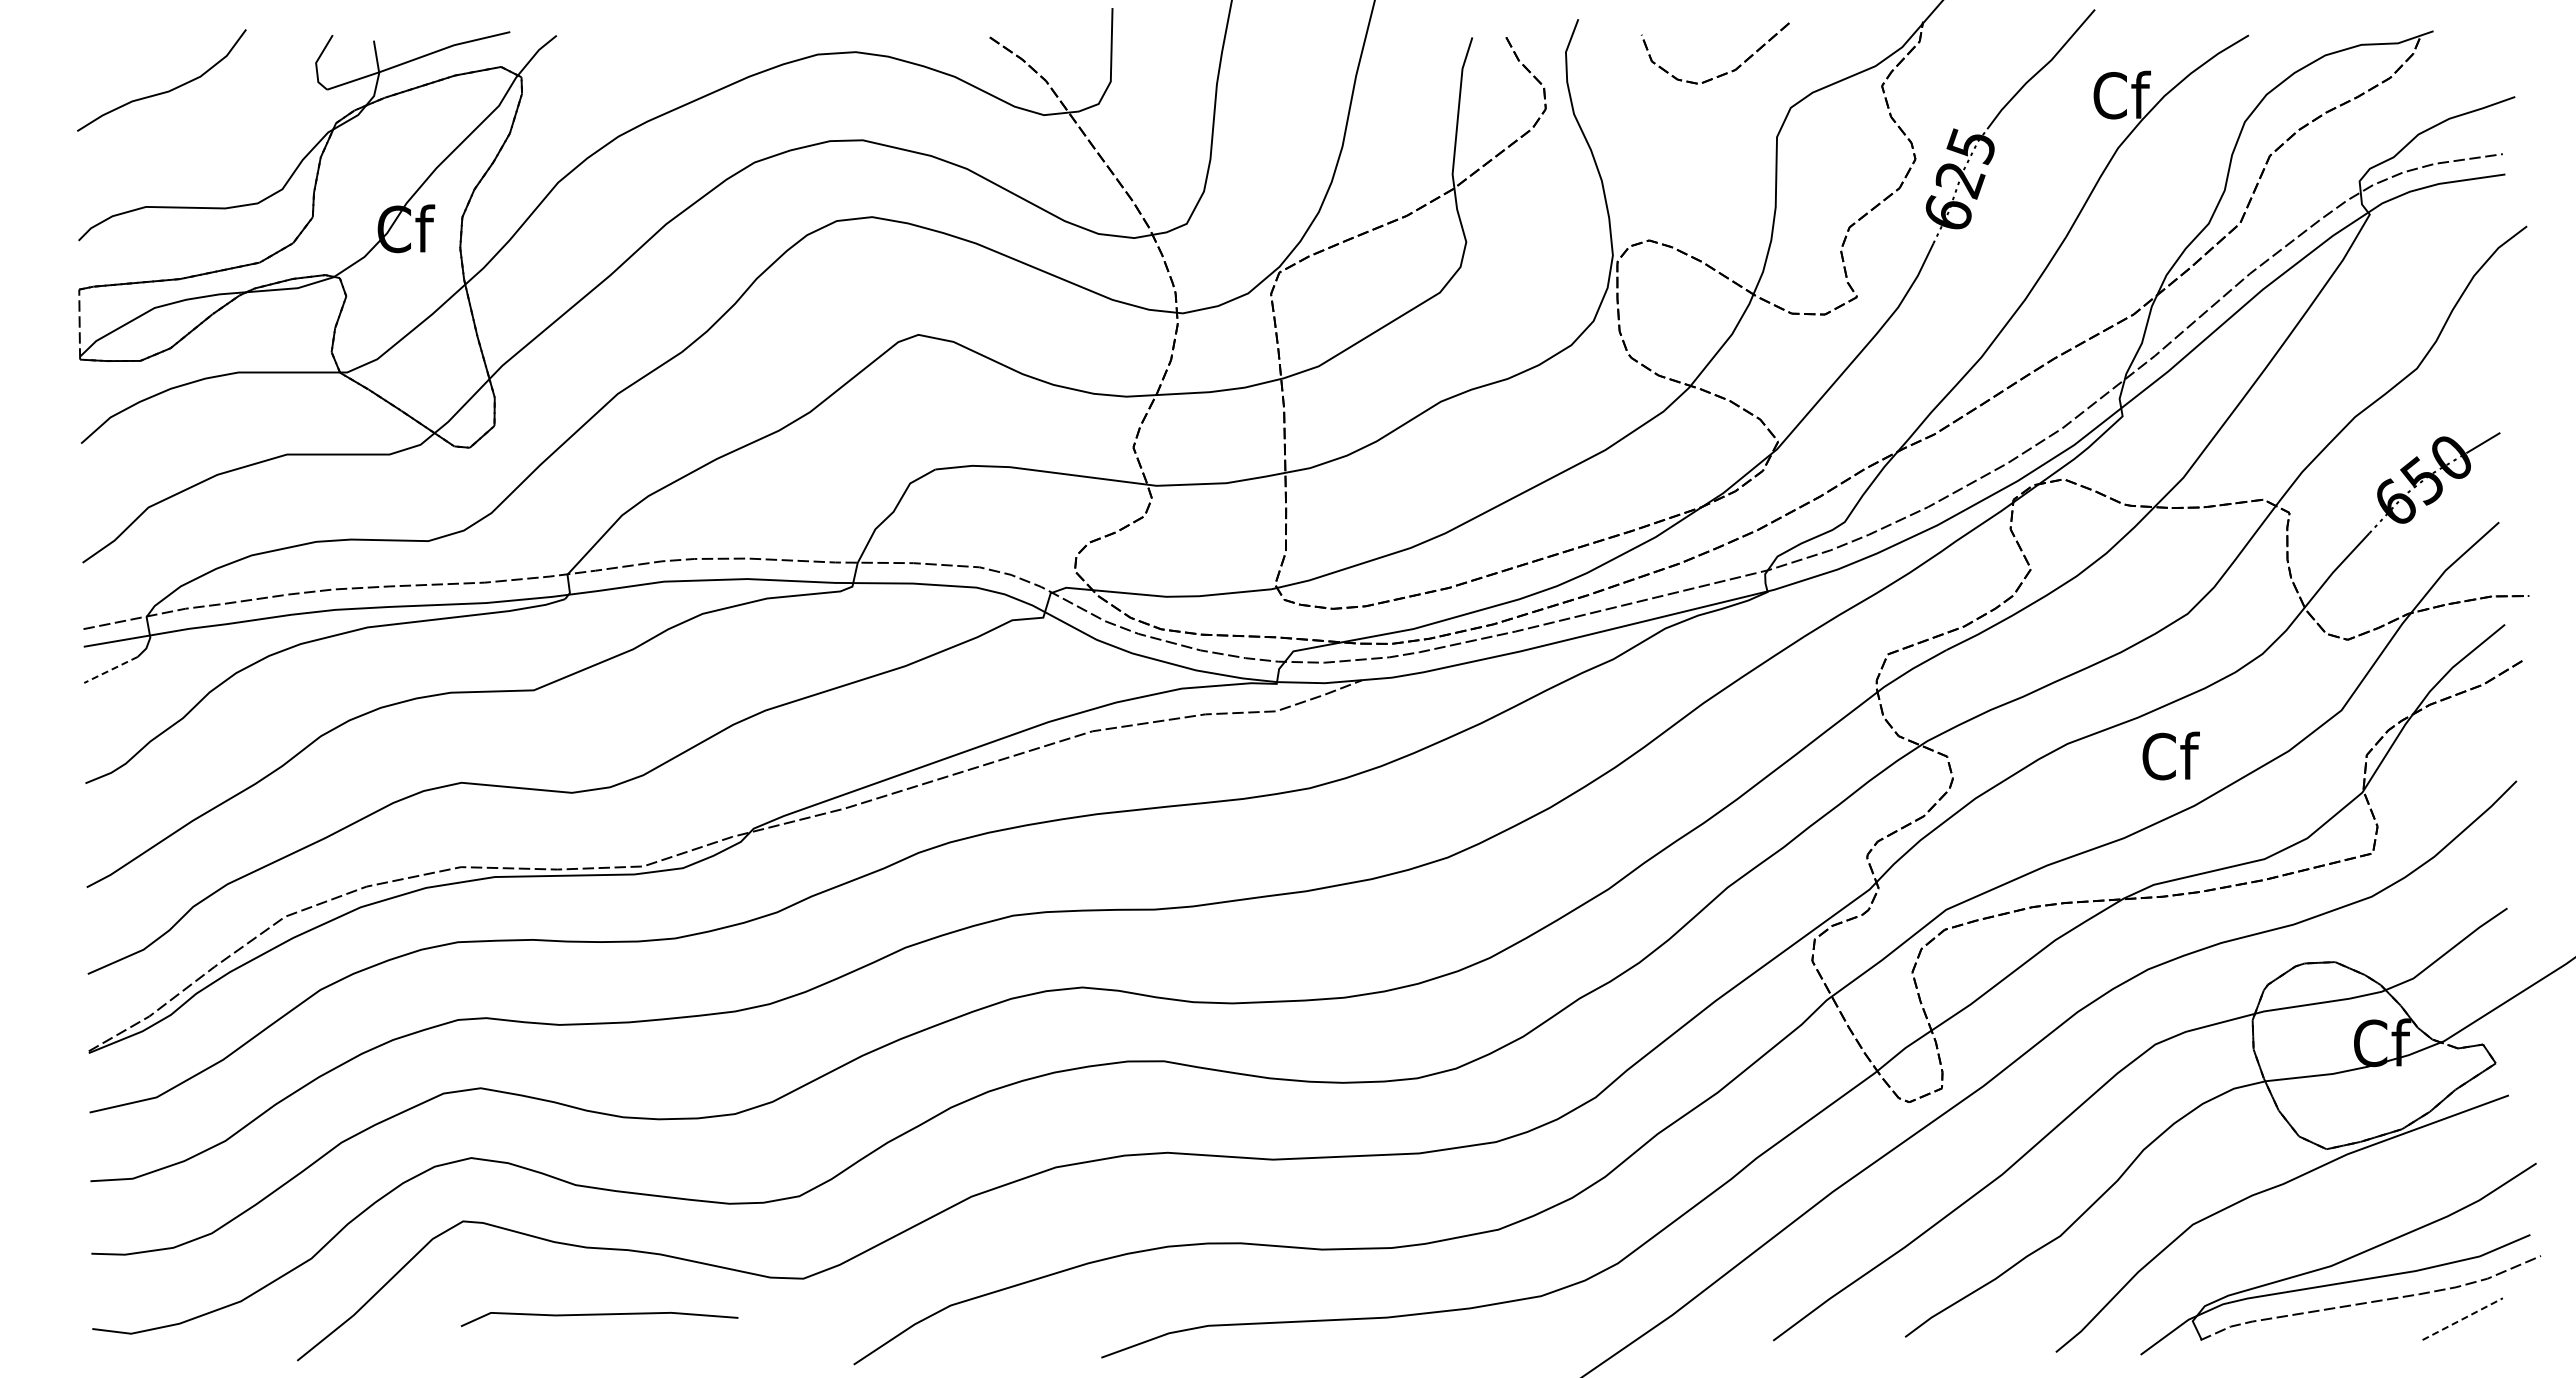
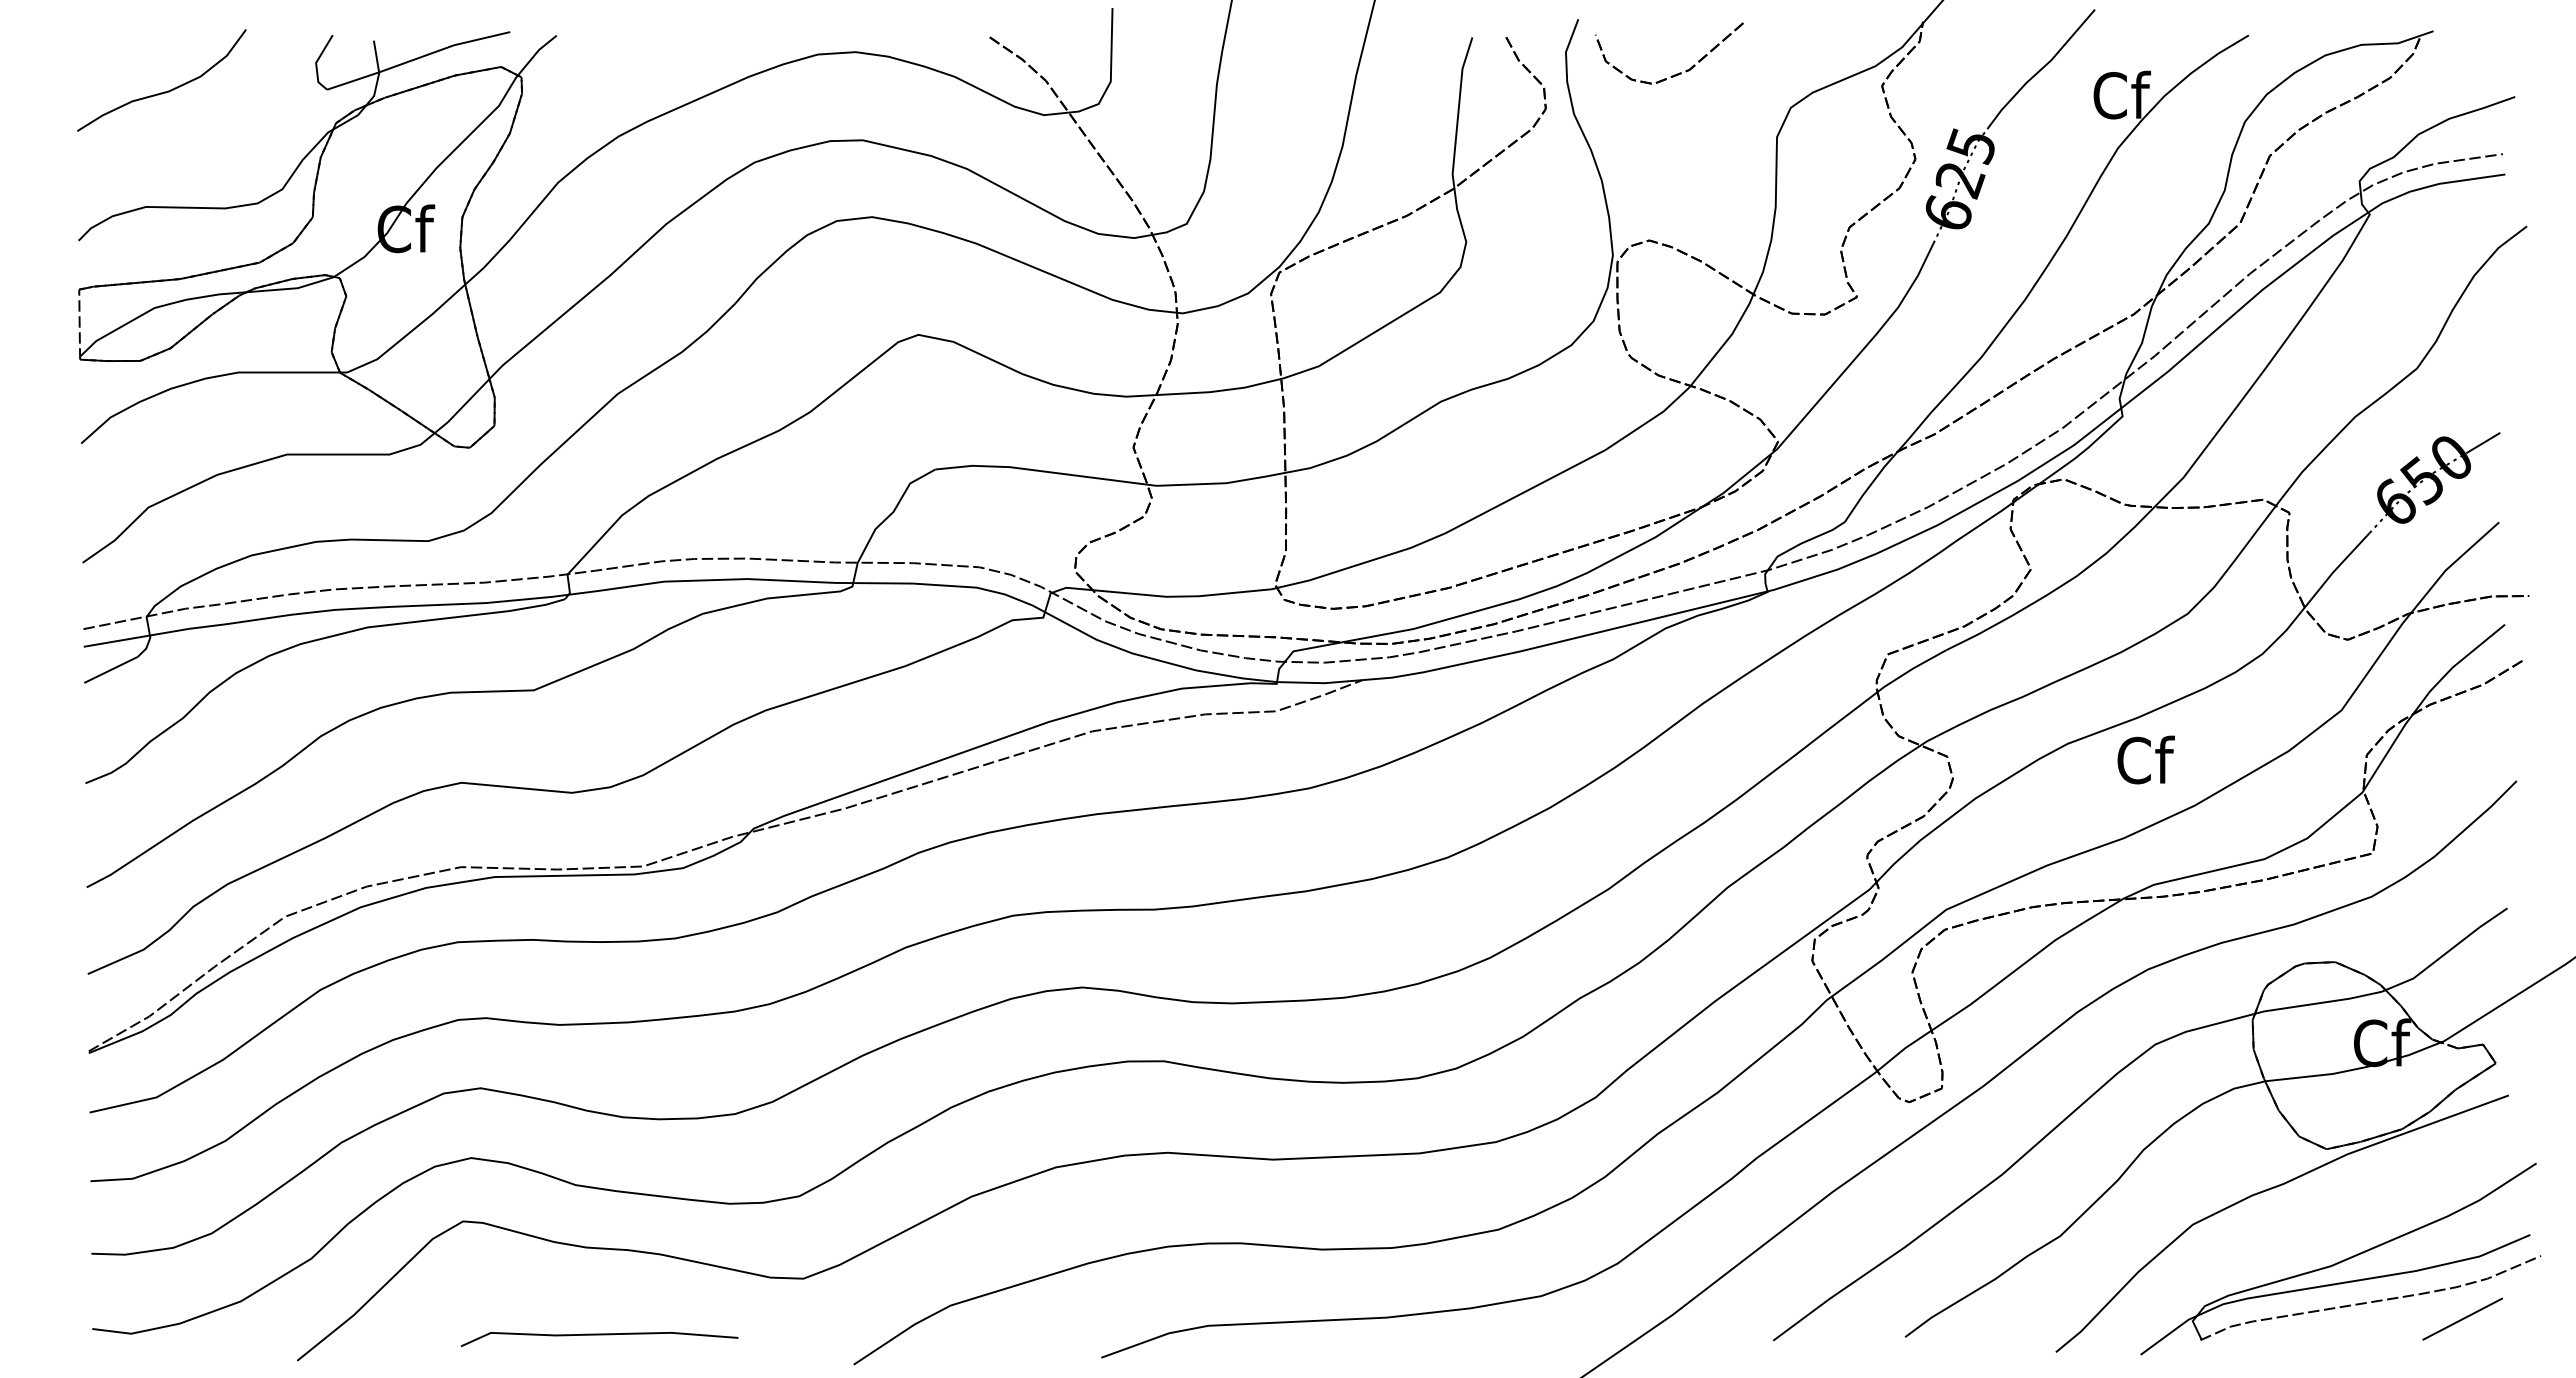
part position: (1720, 74) -> (1674, 74) (1674, 74)
line: dashed -> solid (111, 669)
text position: (2170, 755) -> (2145, 759) (2145, 759)
line position: (599, 1315) -> (599, 1335) (599, 1335)
line: dashed -> solid (2463, 1318)
